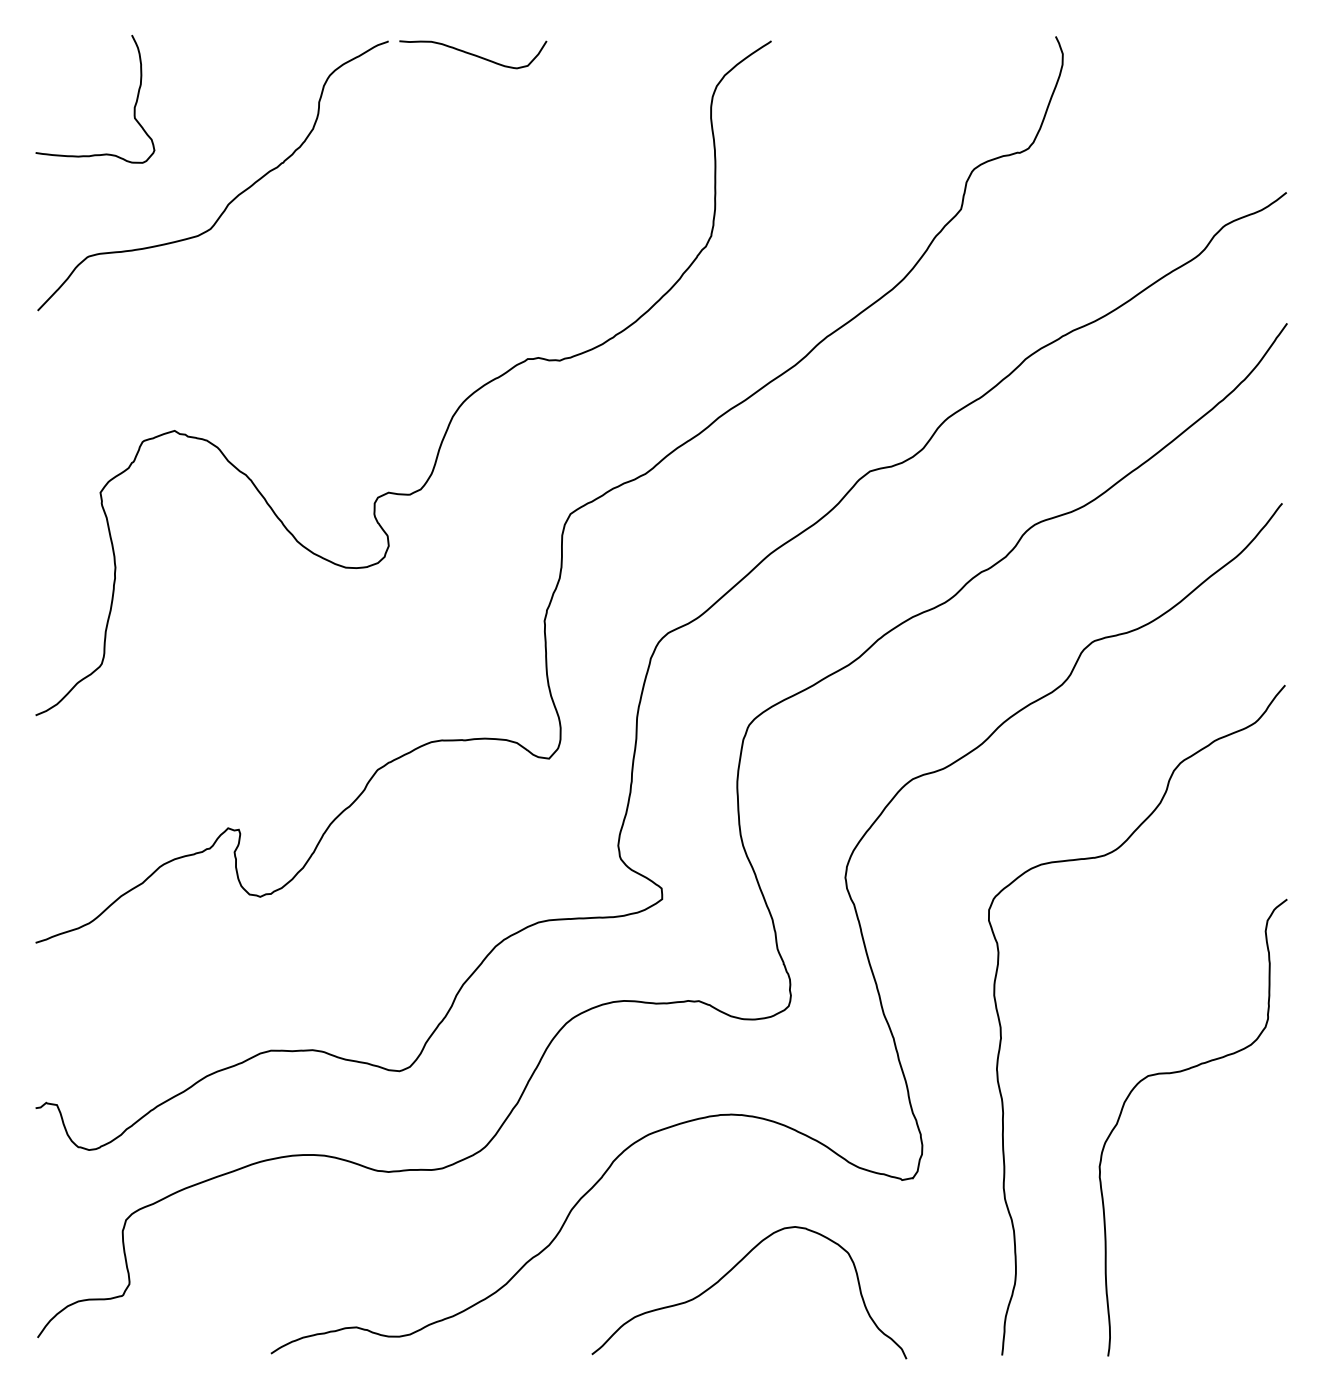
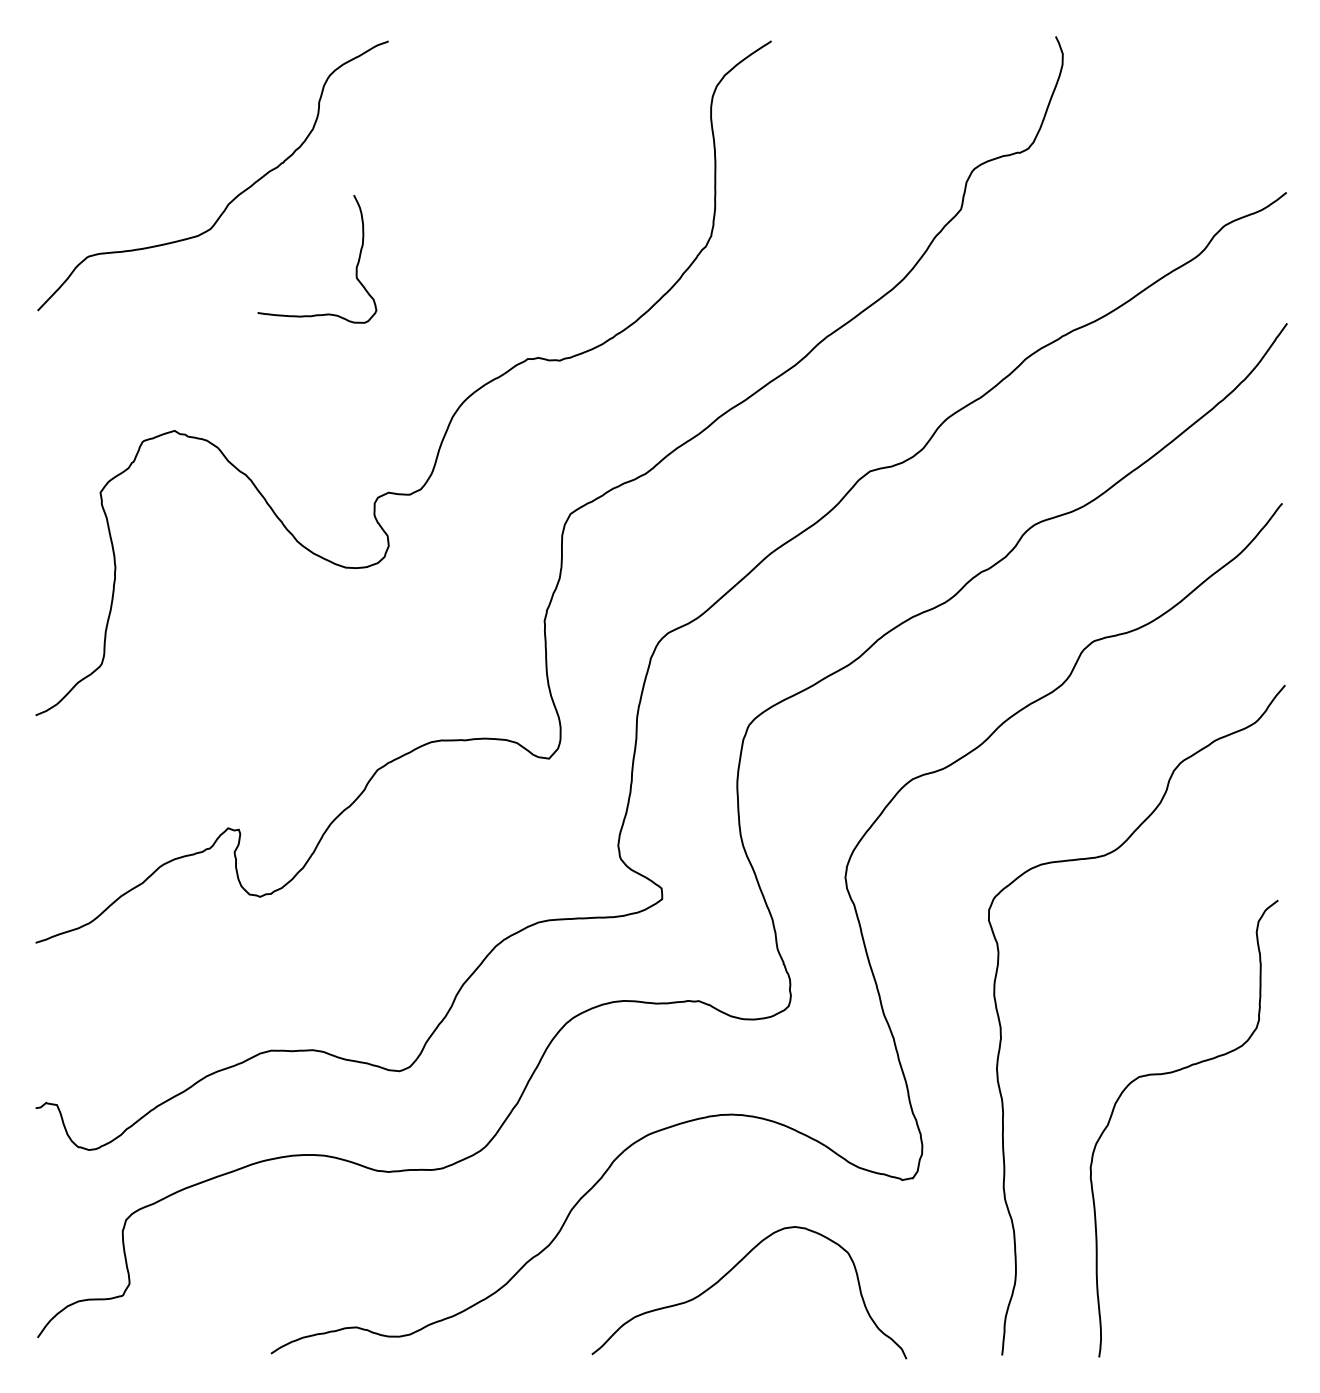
curve: present -> none (473, 54)
curve position: (133, 107) -> (355, 267) (355, 267)
curve position: (1181, 1072) -> (1172, 1073) (1172, 1073)
